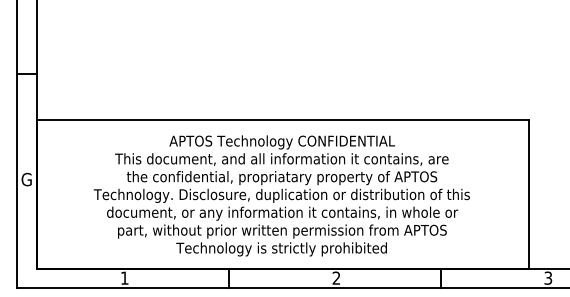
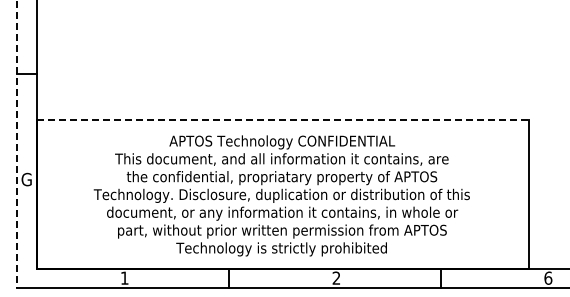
line: solid -> dashed (283, 120)
line: solid -> dashed (17, 144)
text: 3 -> 6 (548, 277)
